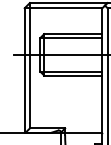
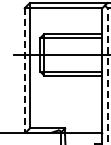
line: solid -> dashed (24, 70)
line: solid -> dashed (107, 76)
